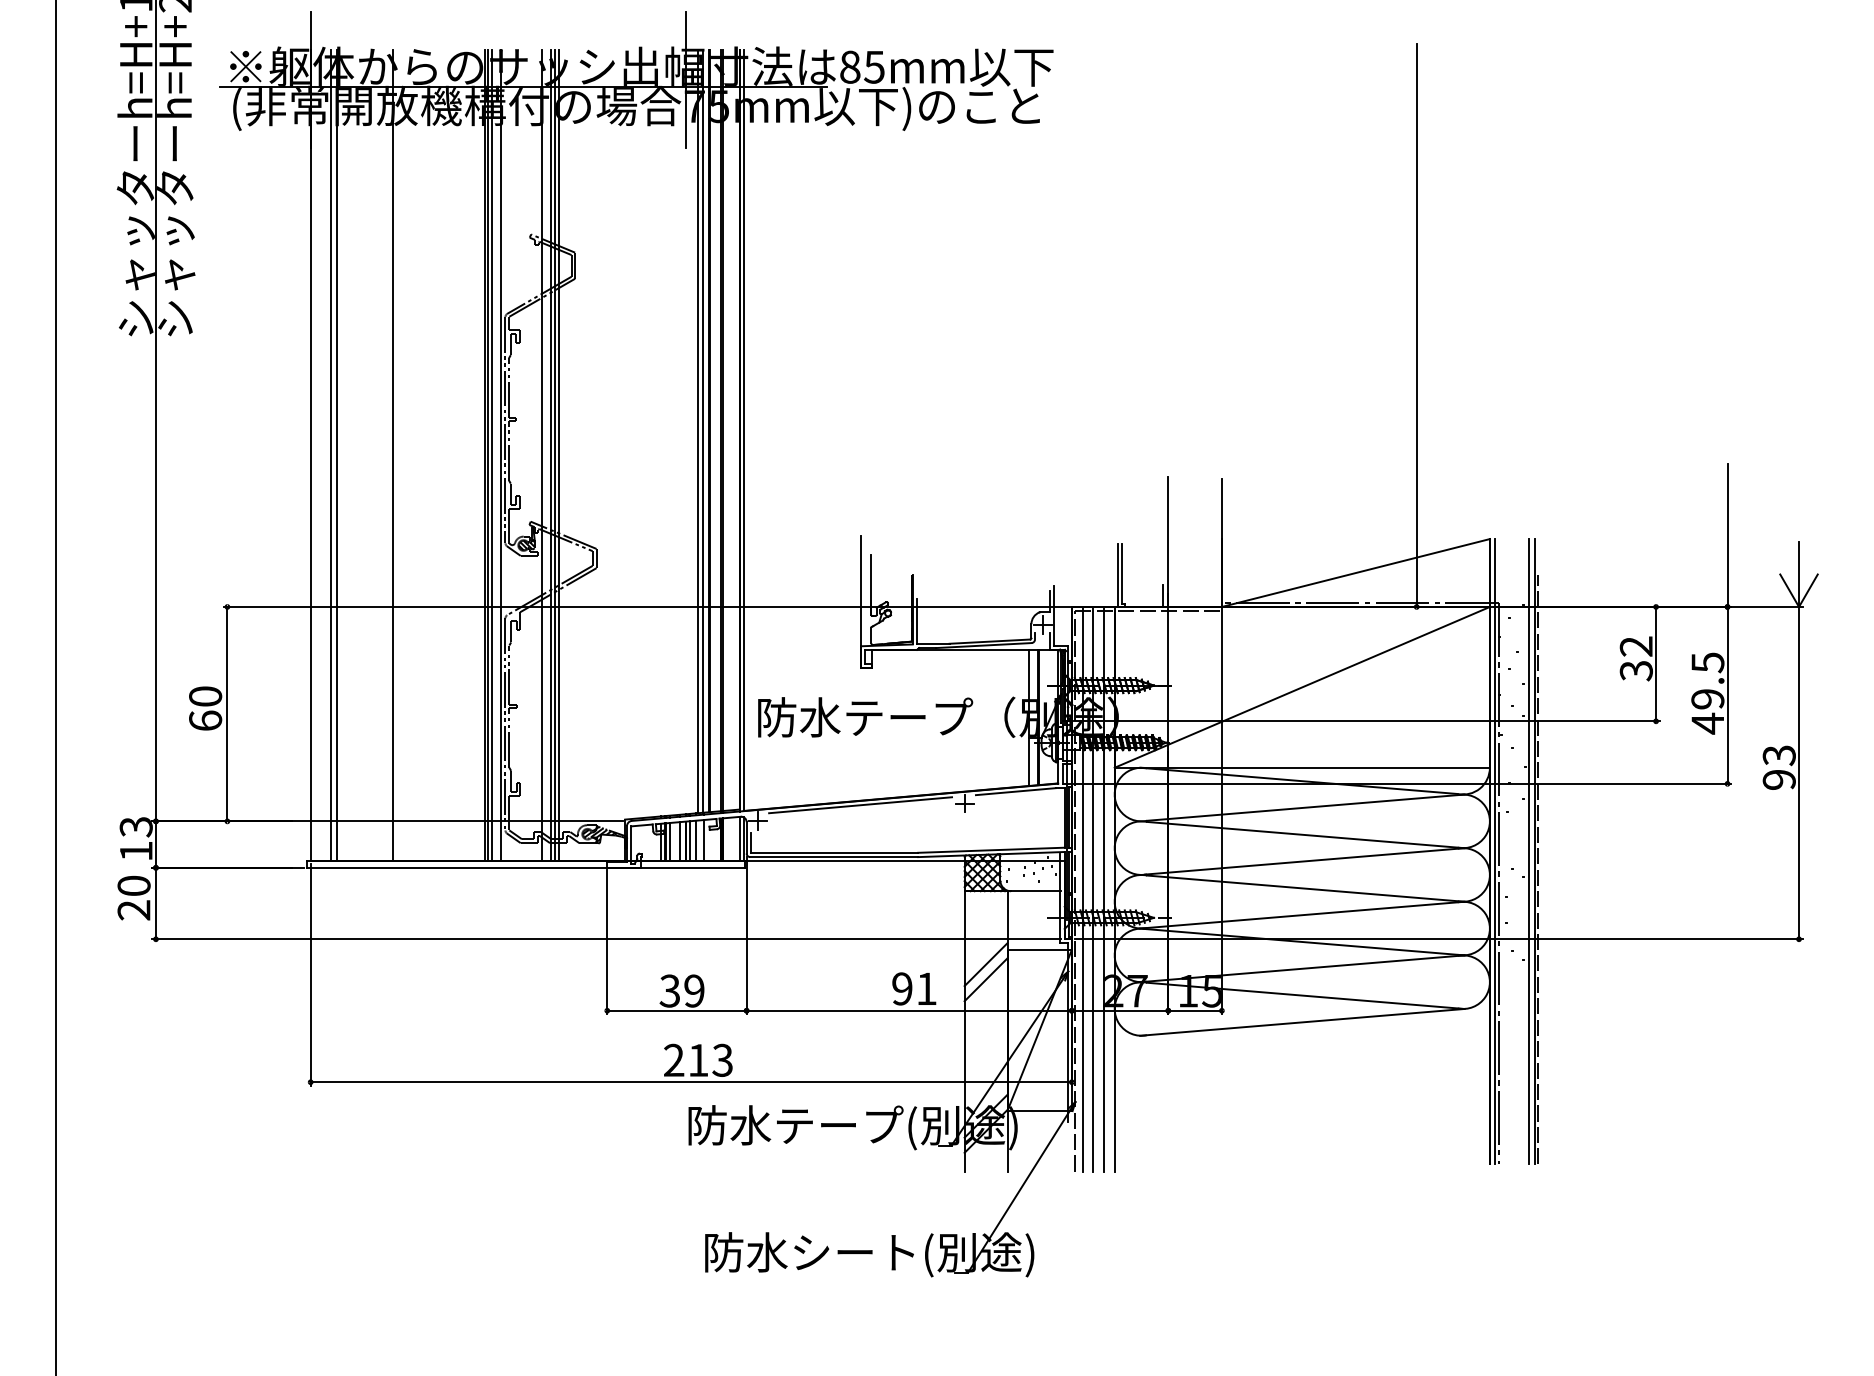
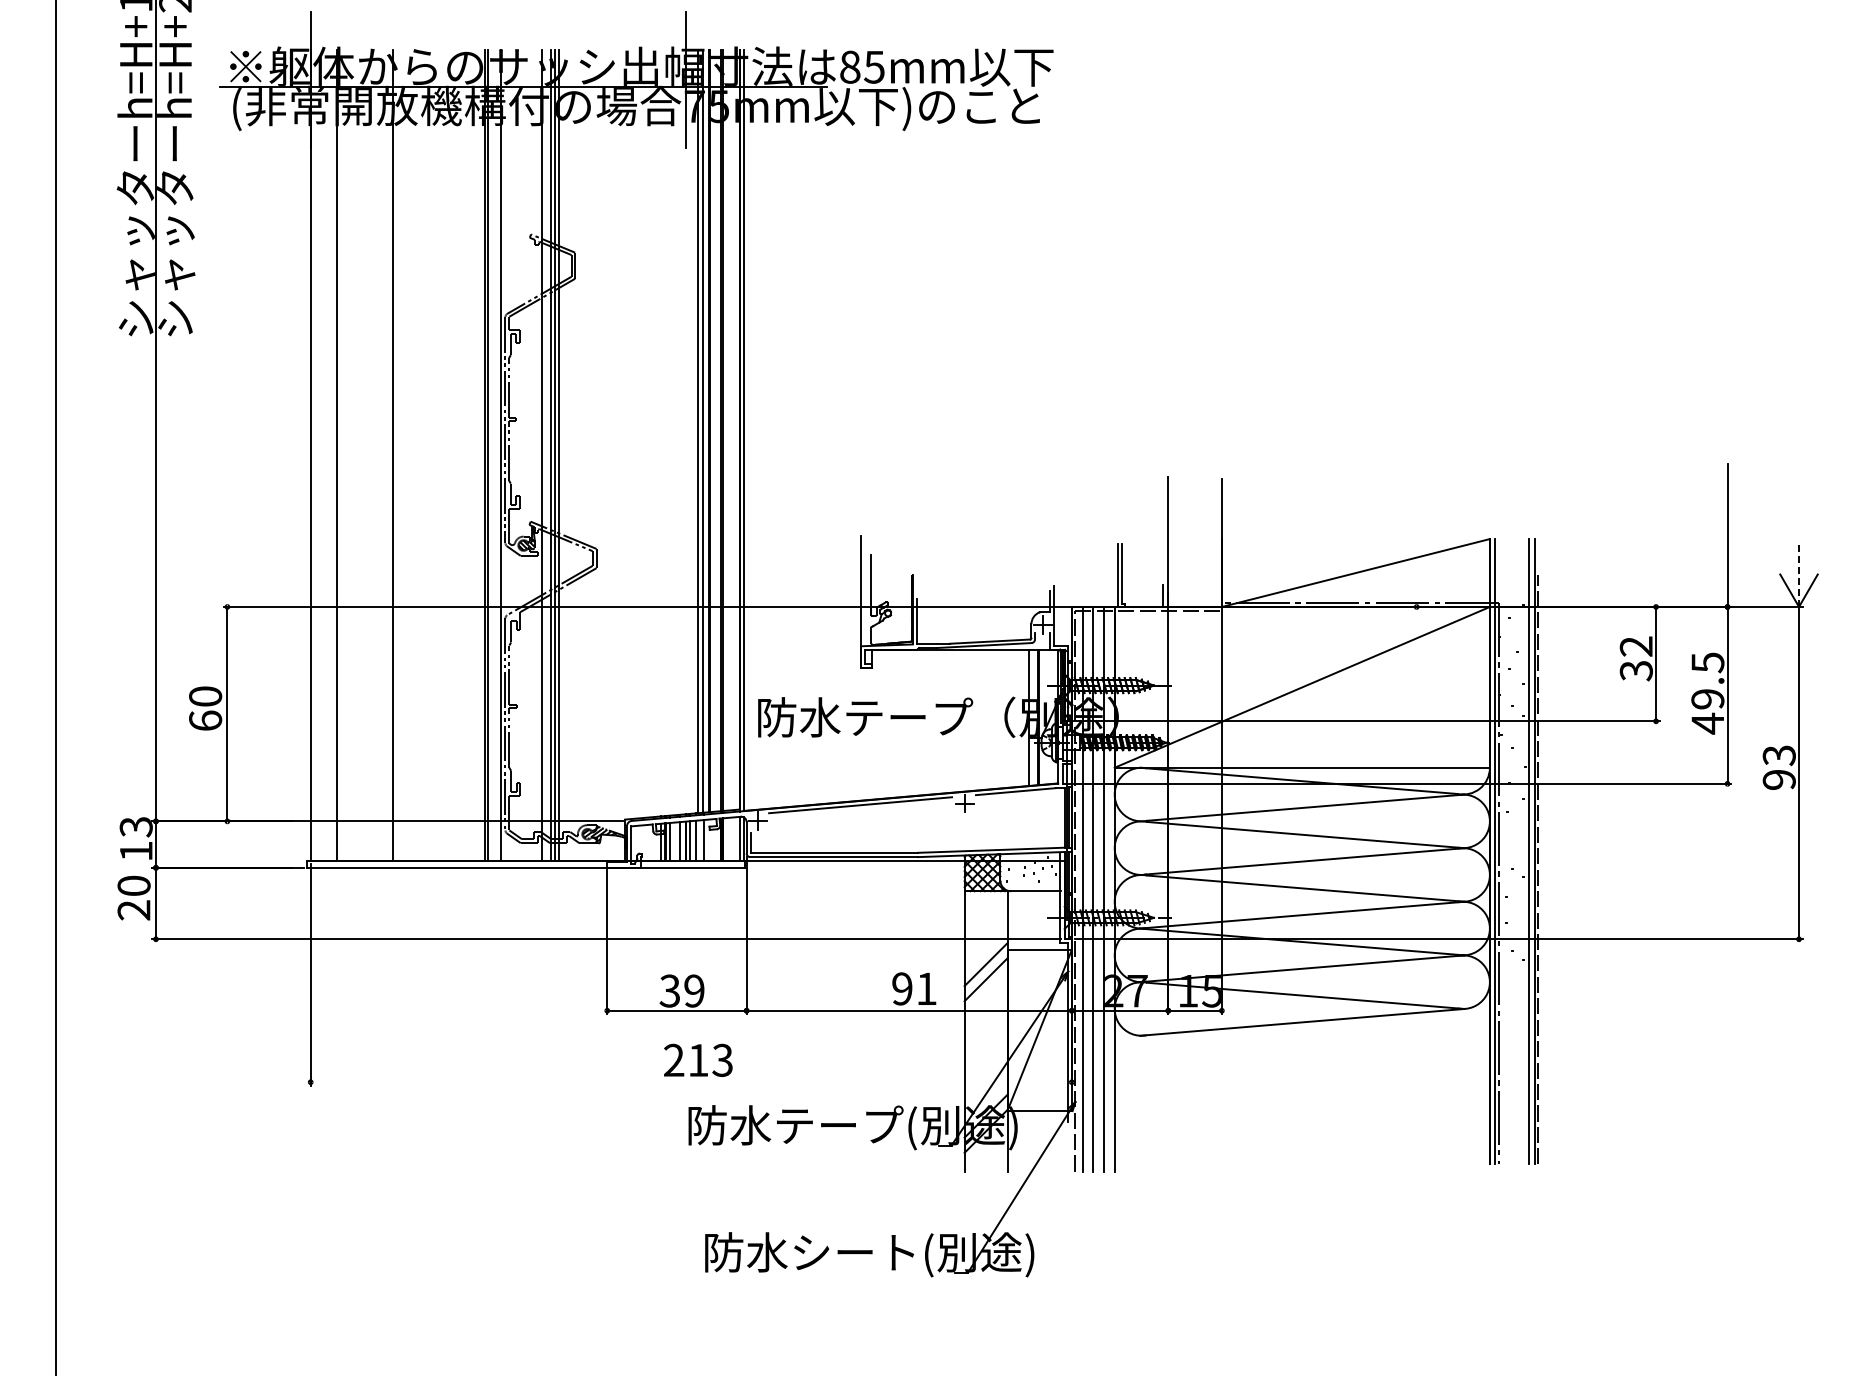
line: present -> none (1416, 325)
line: present -> none (331, 454)
line: present -> none (491, 454)
line: solid -> dashed (1799, 574)
line: present -> none (690, 1082)
